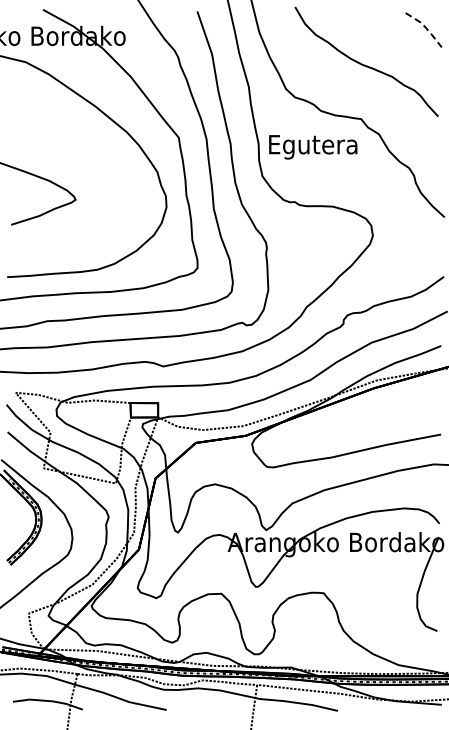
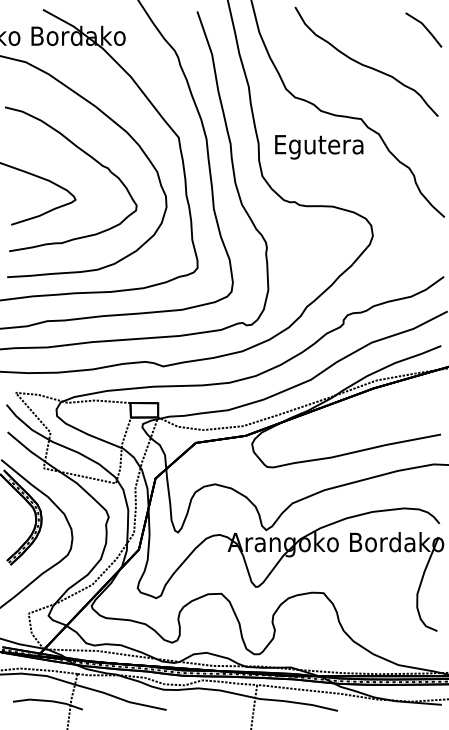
line: dashed -> solid (426, 28)
text position: (313, 147) -> (319, 147) (319, 147)
curve: none -> present (88, 156)
